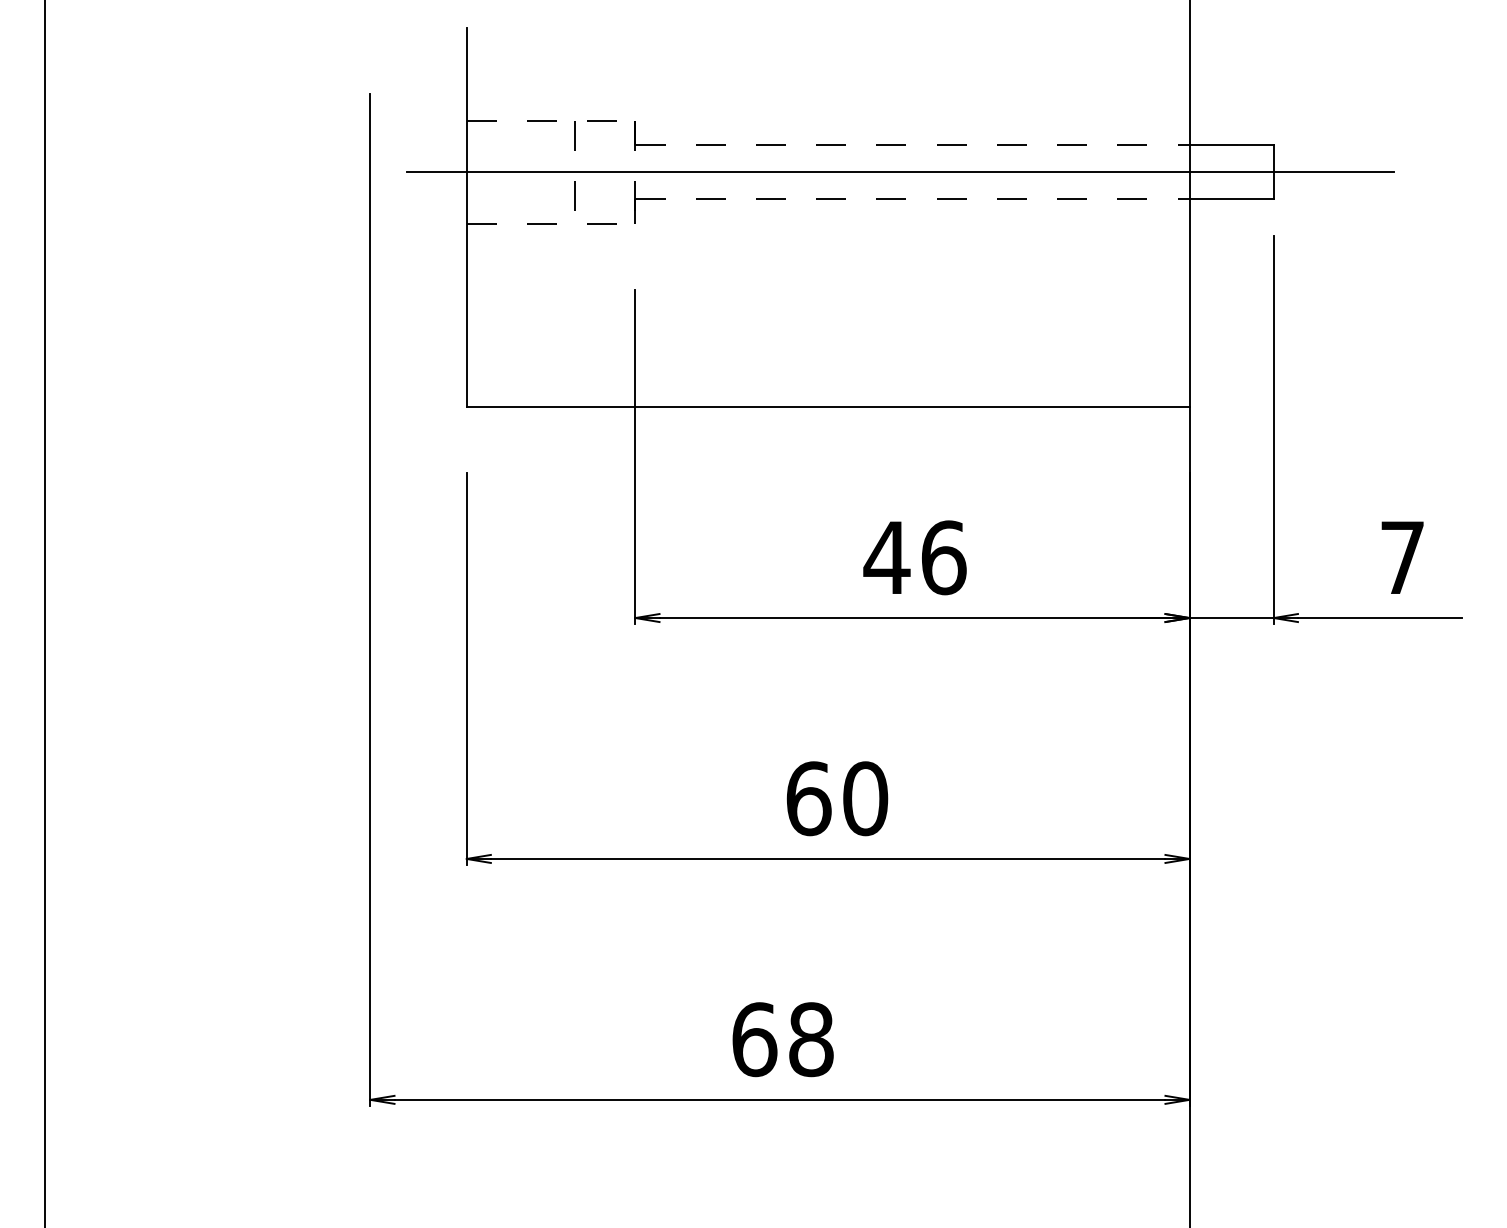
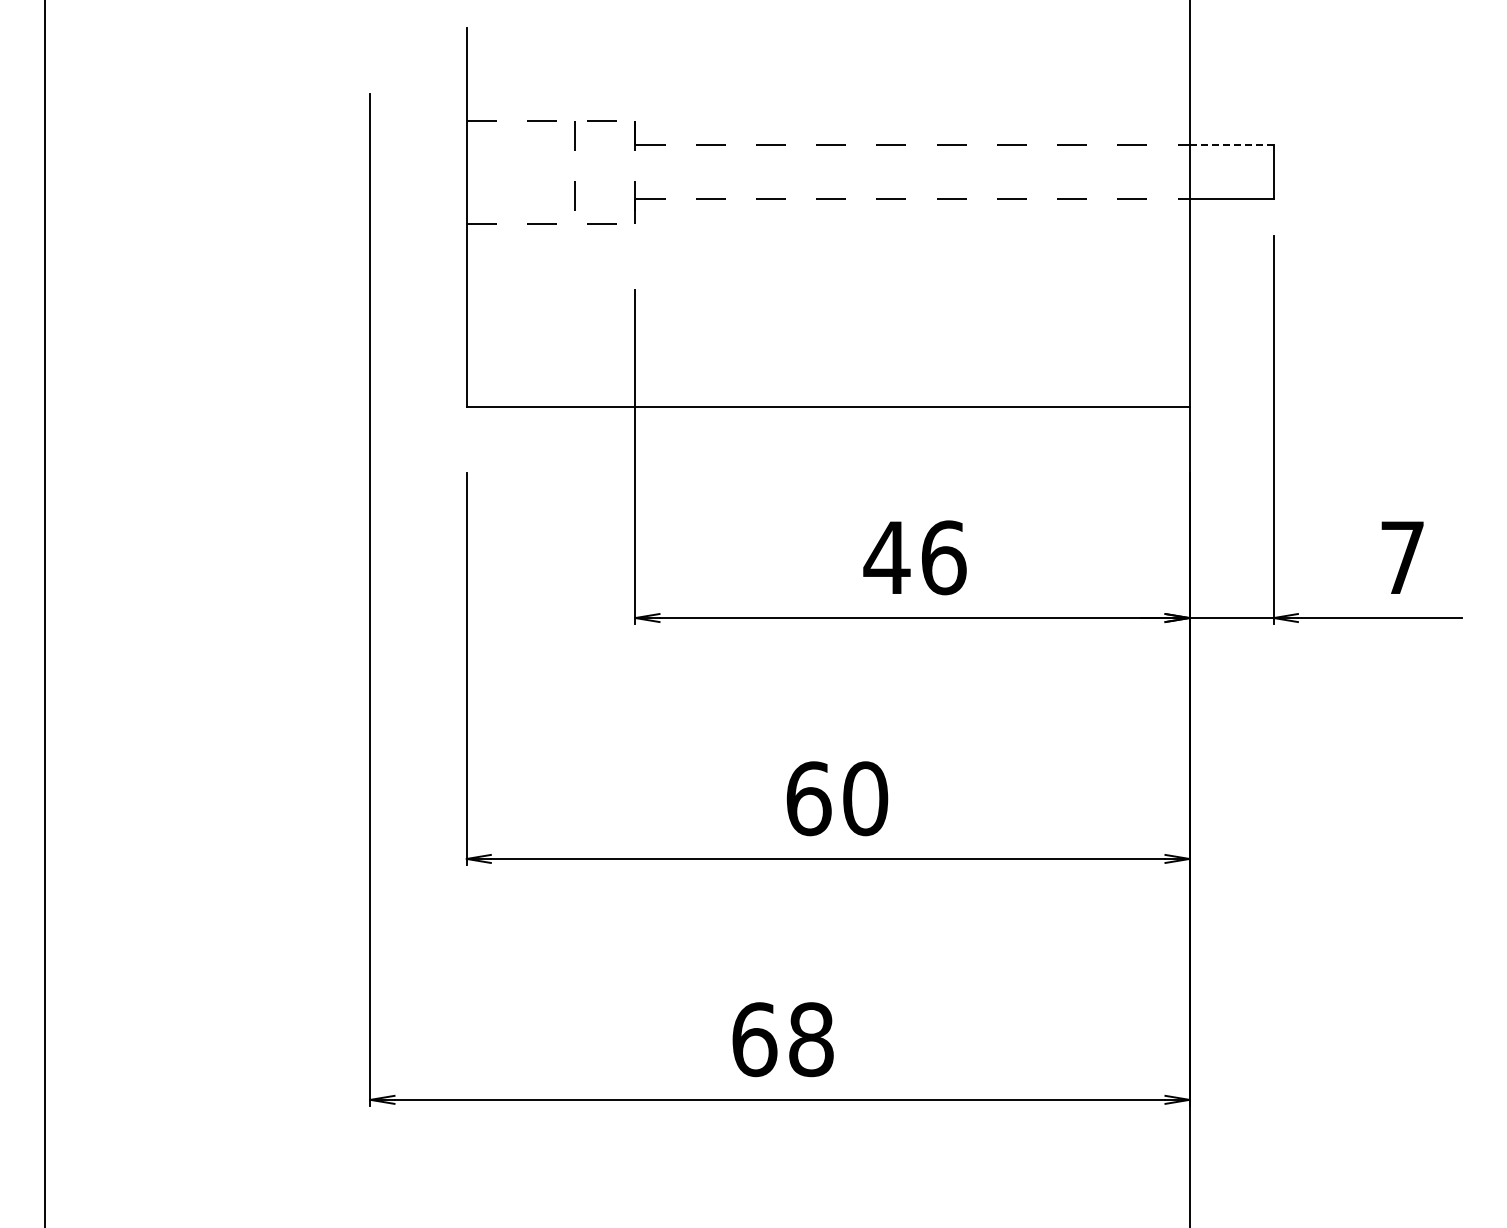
line: solid -> dashed (1232, 145)
line: present -> none (900, 172)
